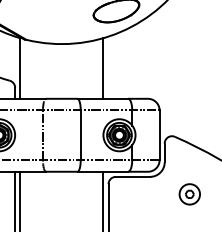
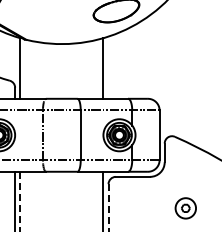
part position: (189, 194) -> (185, 208) (185, 208)
line: solid -> dashed (20, 201)
line: solid -> dashed (108, 208)
